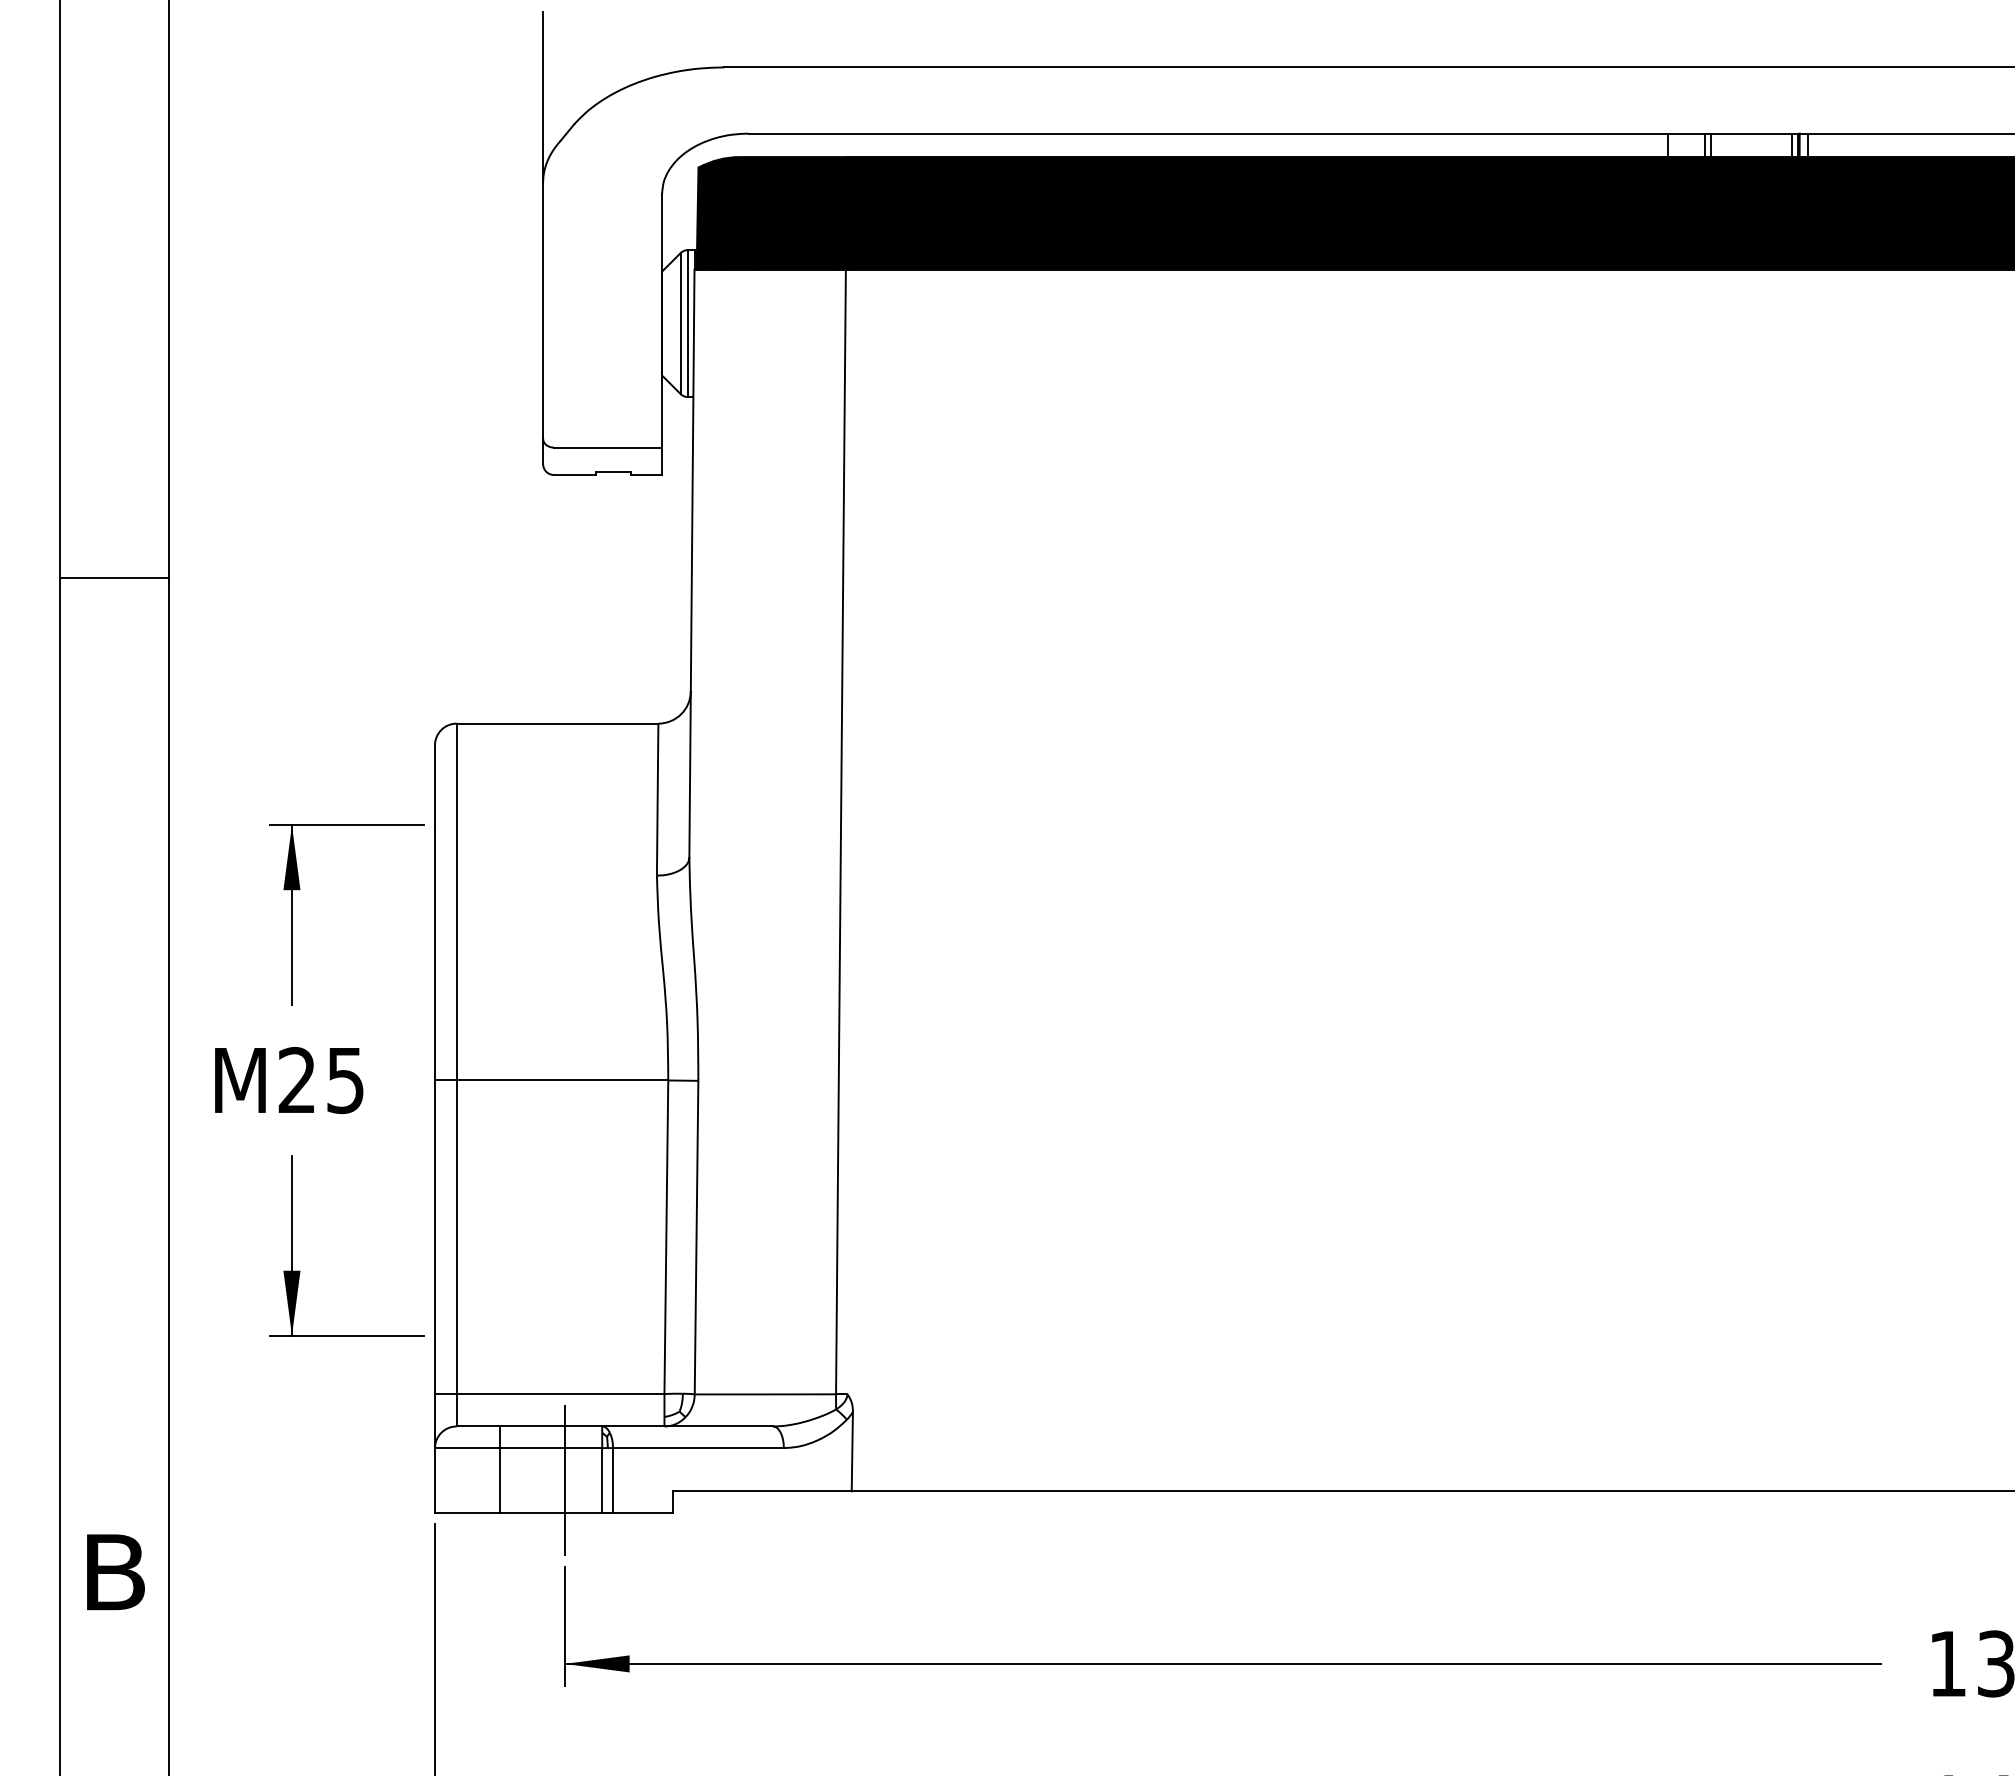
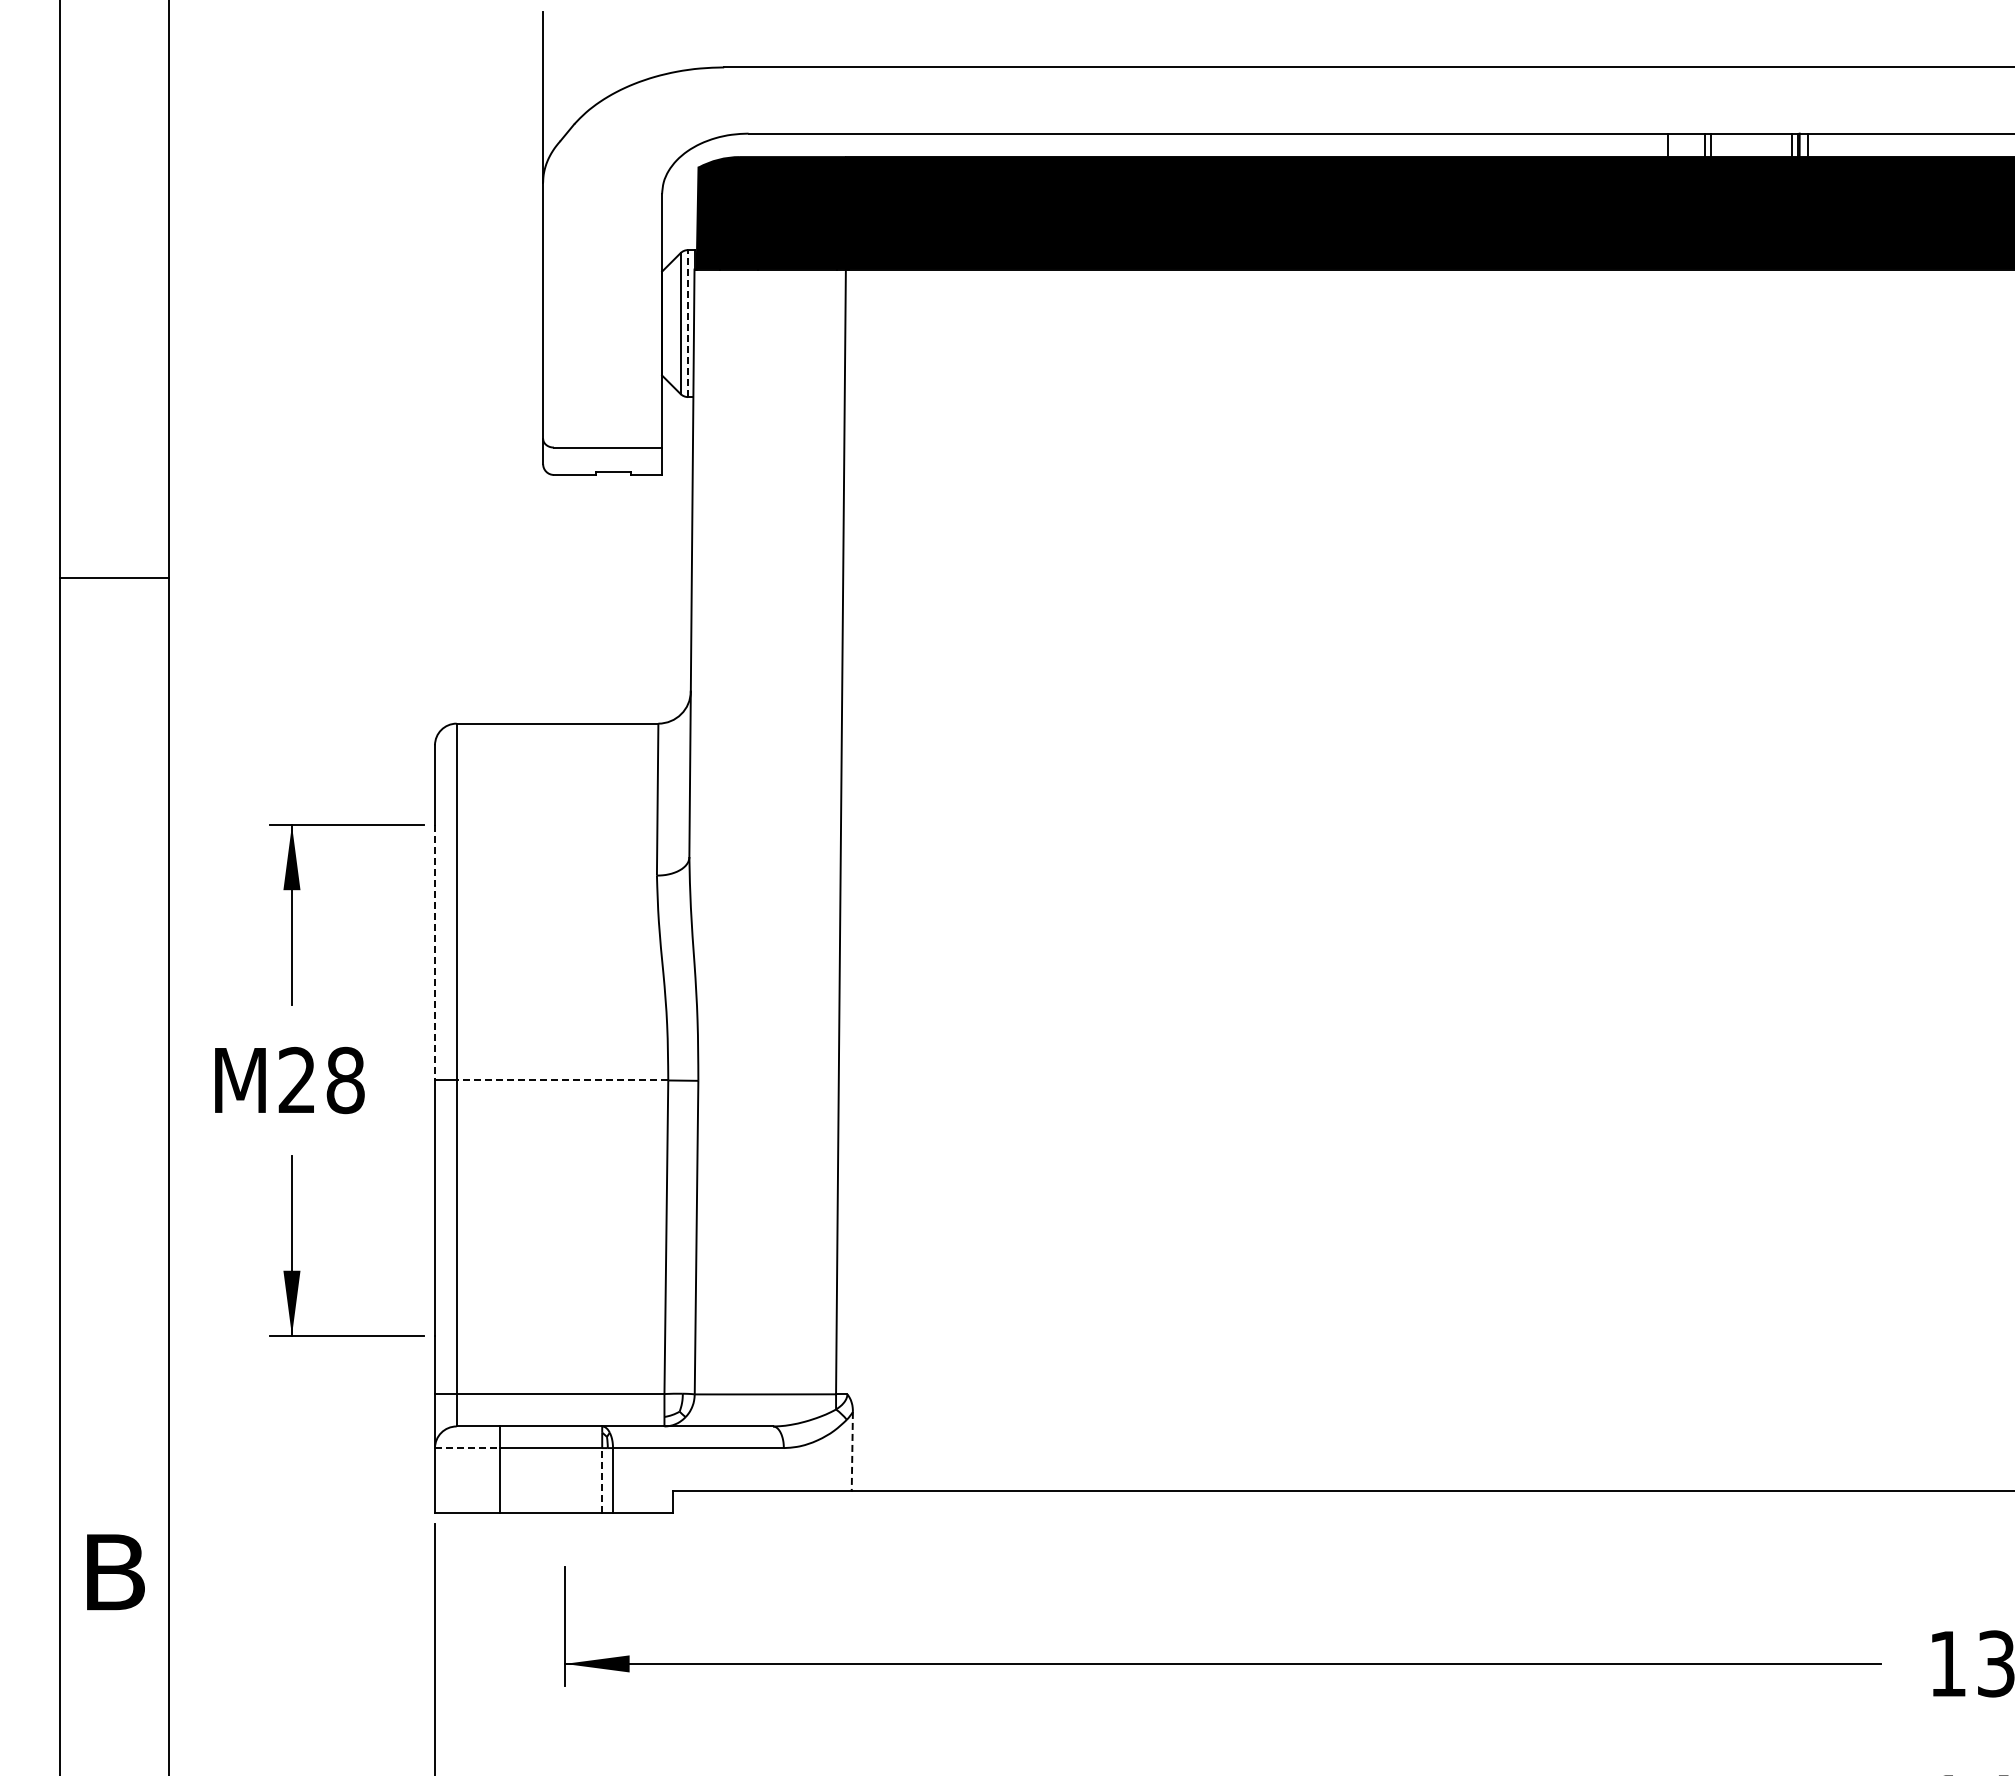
line: solid -> dashed (688, 323)
line: solid -> dashed (435, 952)
text: M25 -> M28 (345, 1080)
line: solid -> dashed (562, 1080)
line: solid -> dashed (467, 1448)
line: solid -> dashed (852, 1451)
line: present -> none (564, 1469)
line: solid -> dashed (602, 1480)
